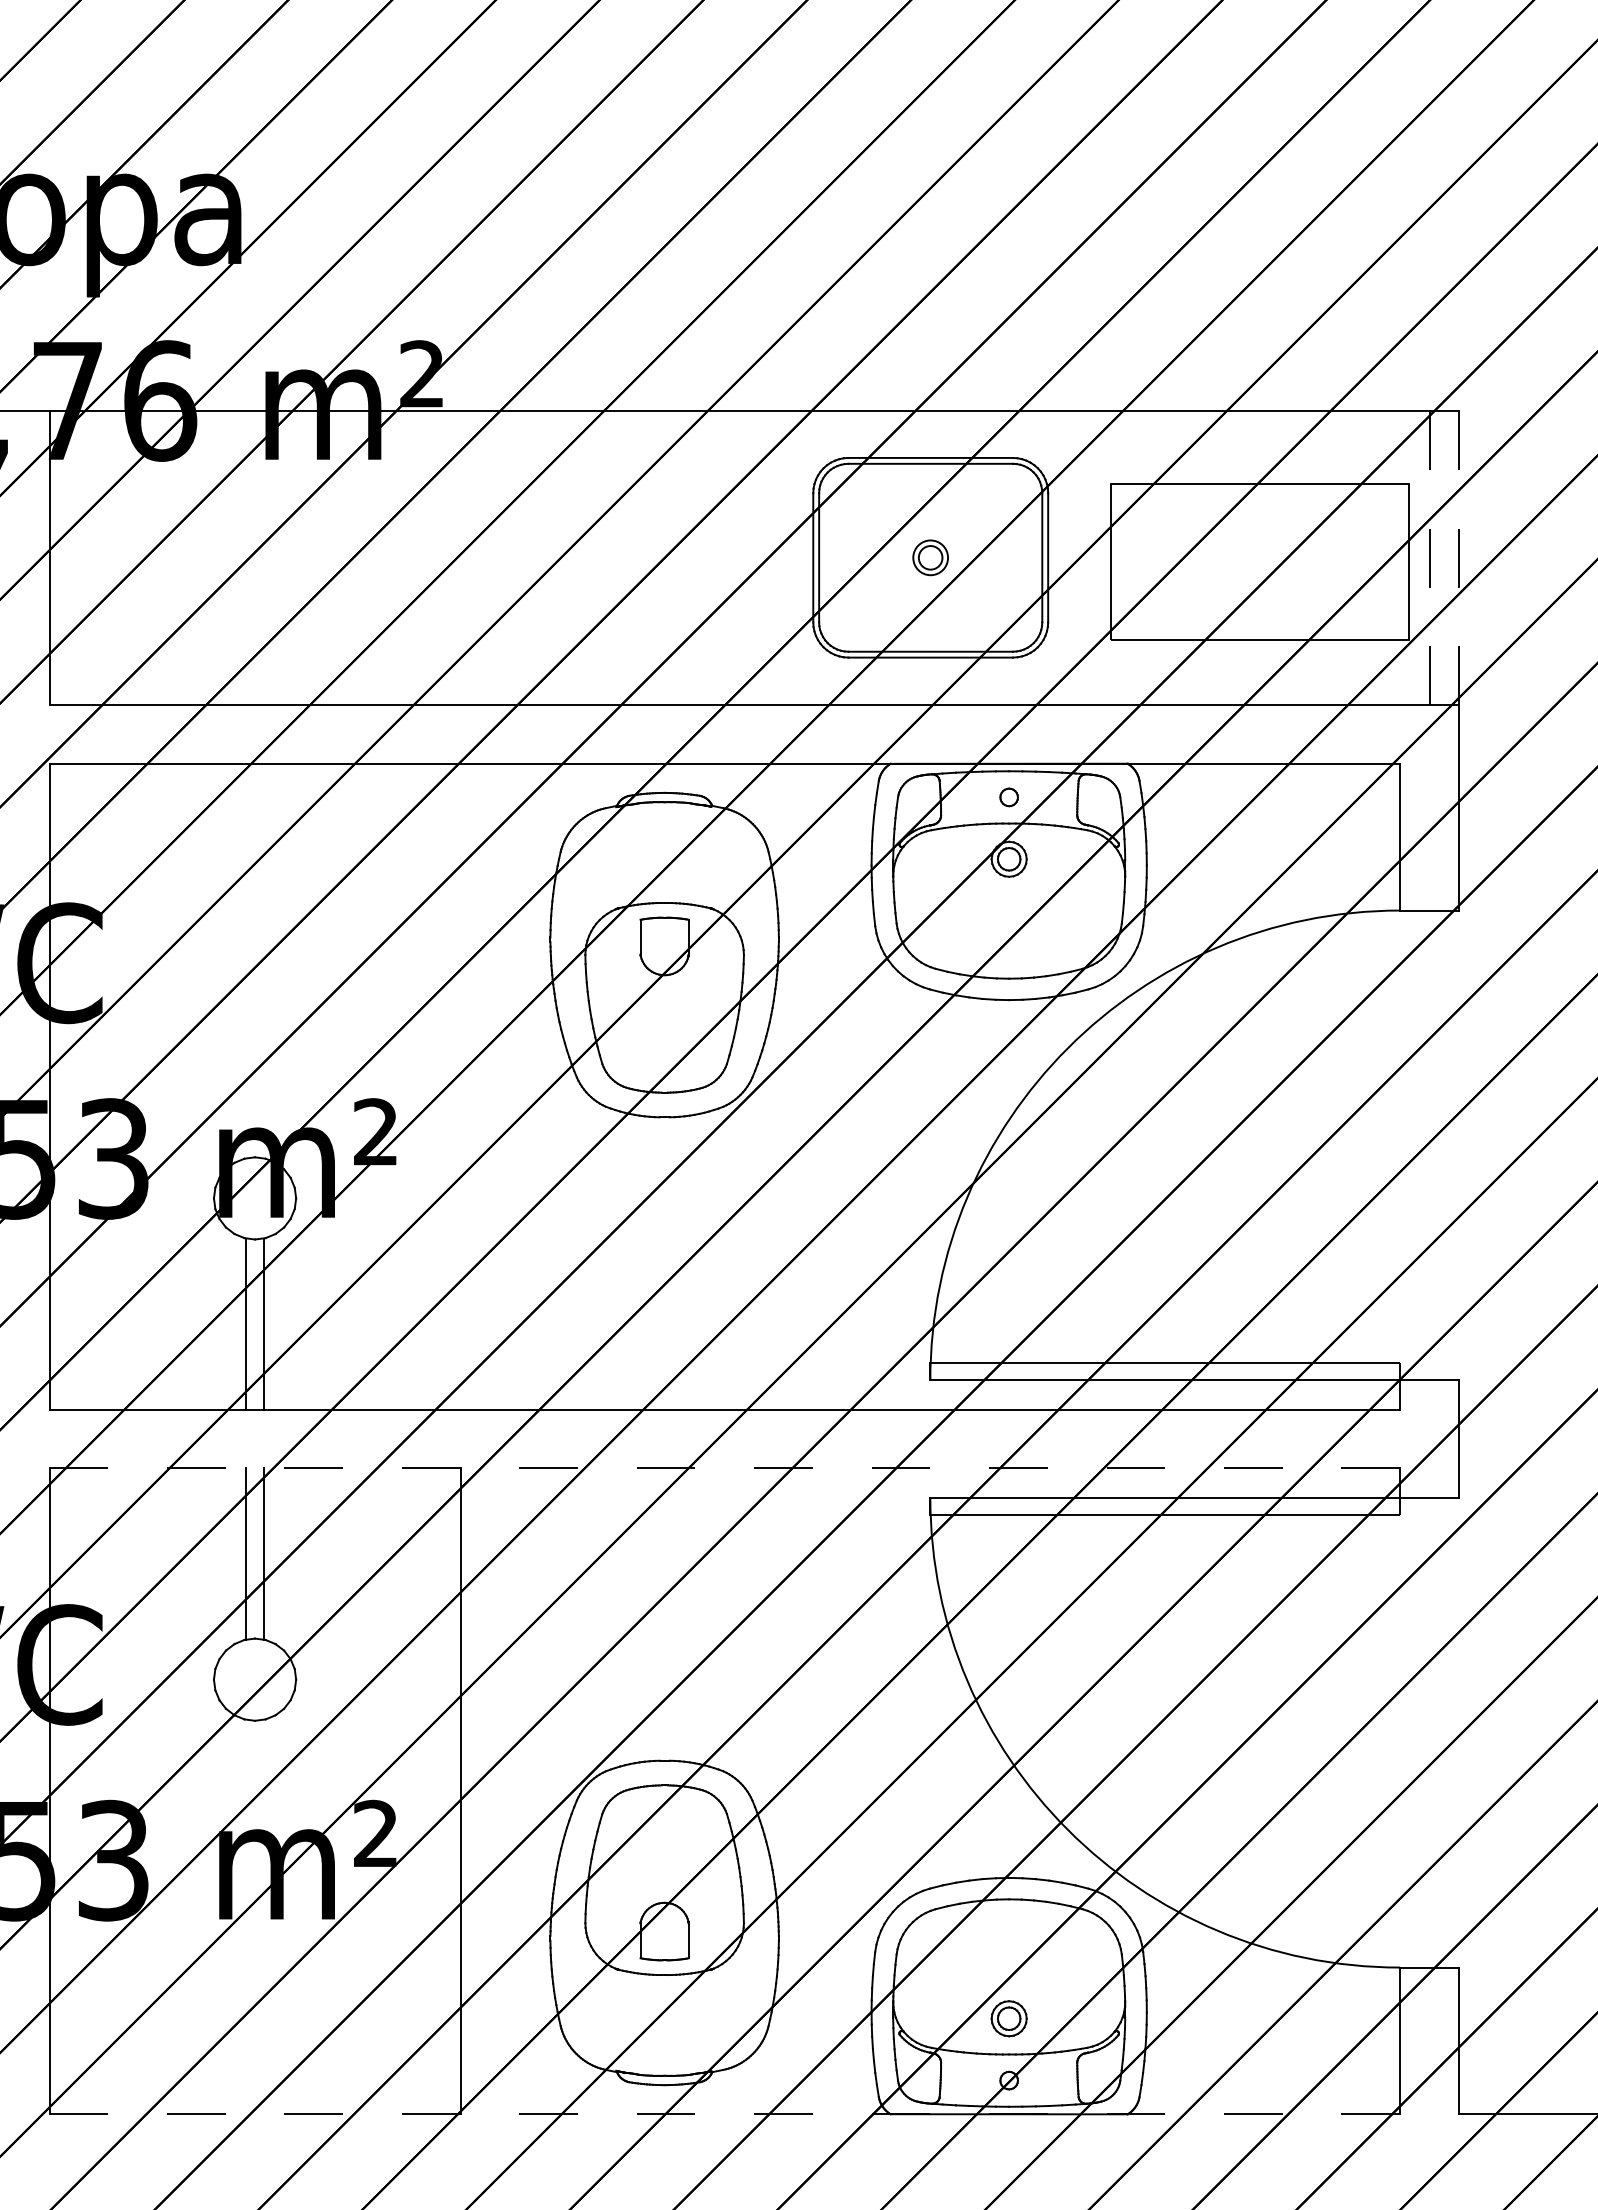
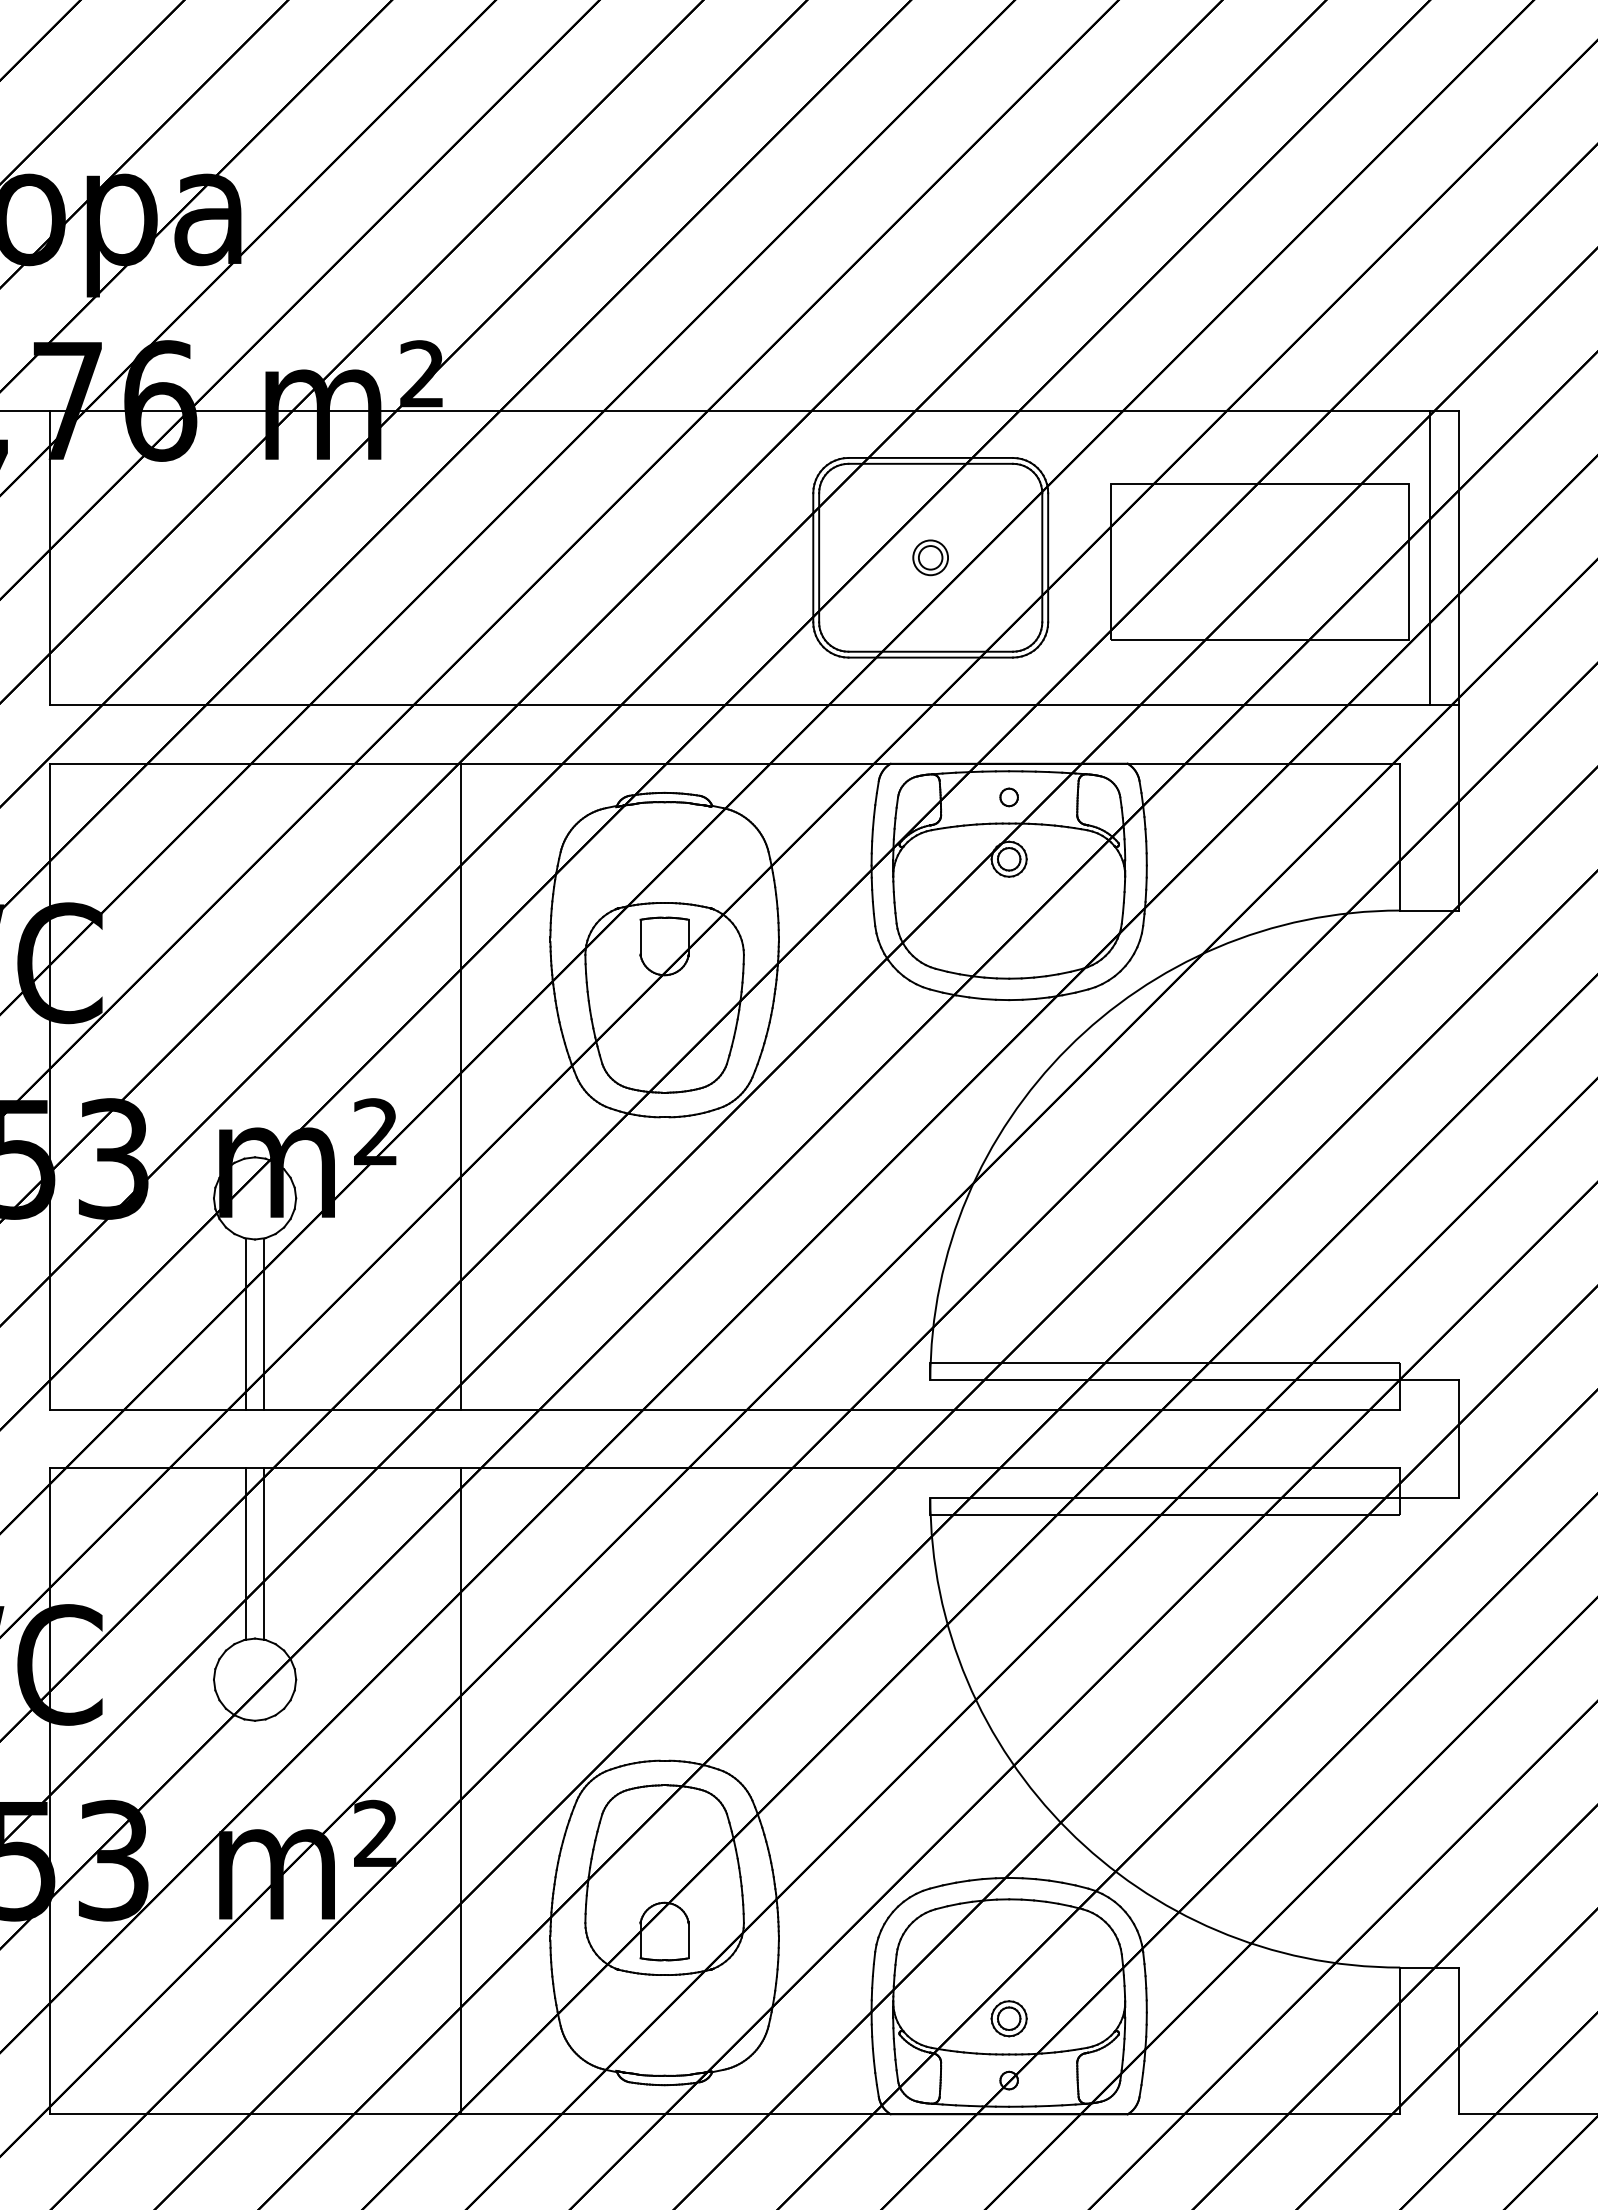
line: dashed -> solid (1429, 558)
line: dashed -> solid (1458, 558)
line: none -> present (460, 1086)
line: dashed -> solid (725, 1468)
line: dashed -> solid (725, 2114)
